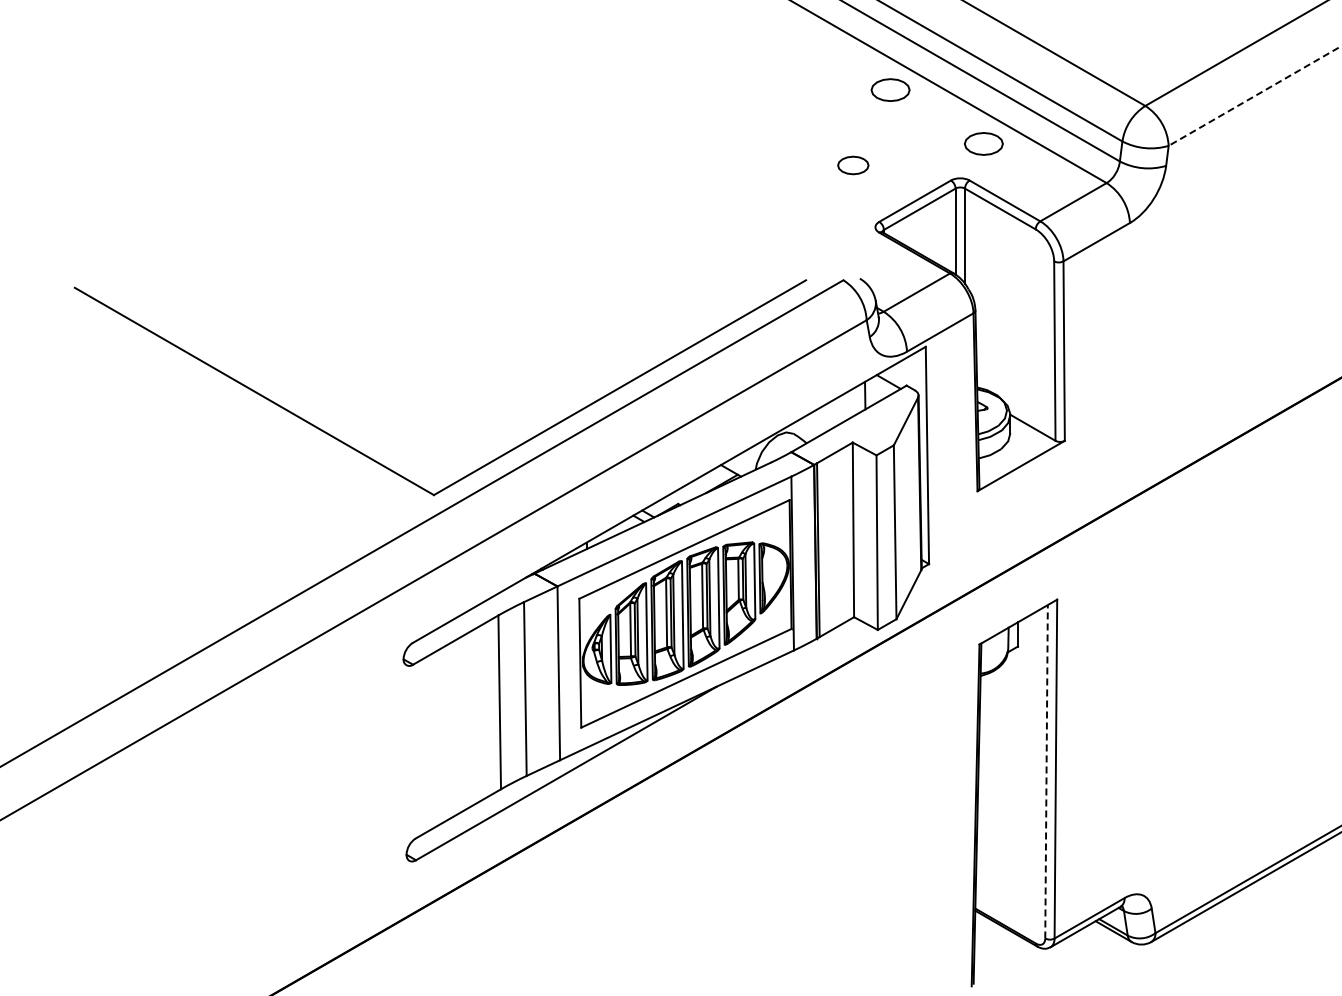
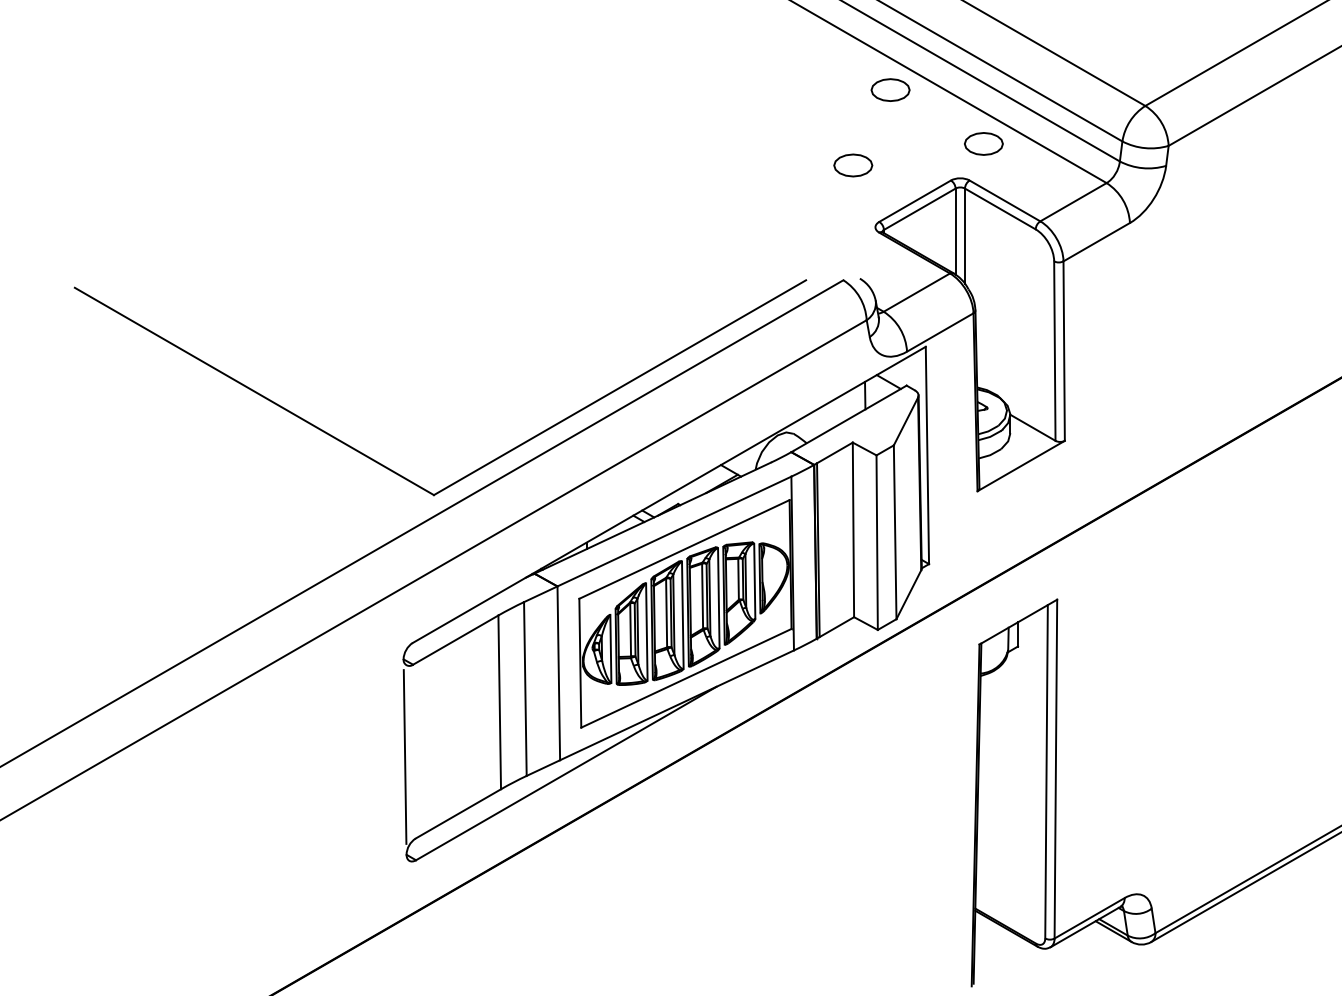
line: dashed -> solid (1255, 95)
part size: 33x21 px -> 41x25 px (853, 165)
line: none -> present (404, 756)
line: dashed -> solid (1046, 771)
